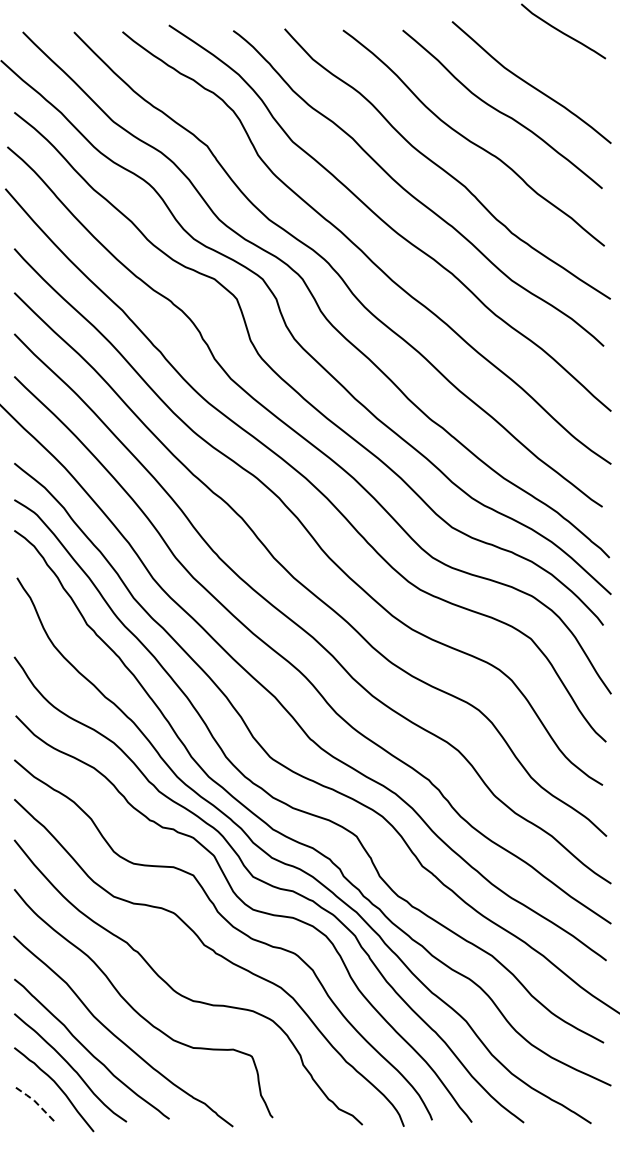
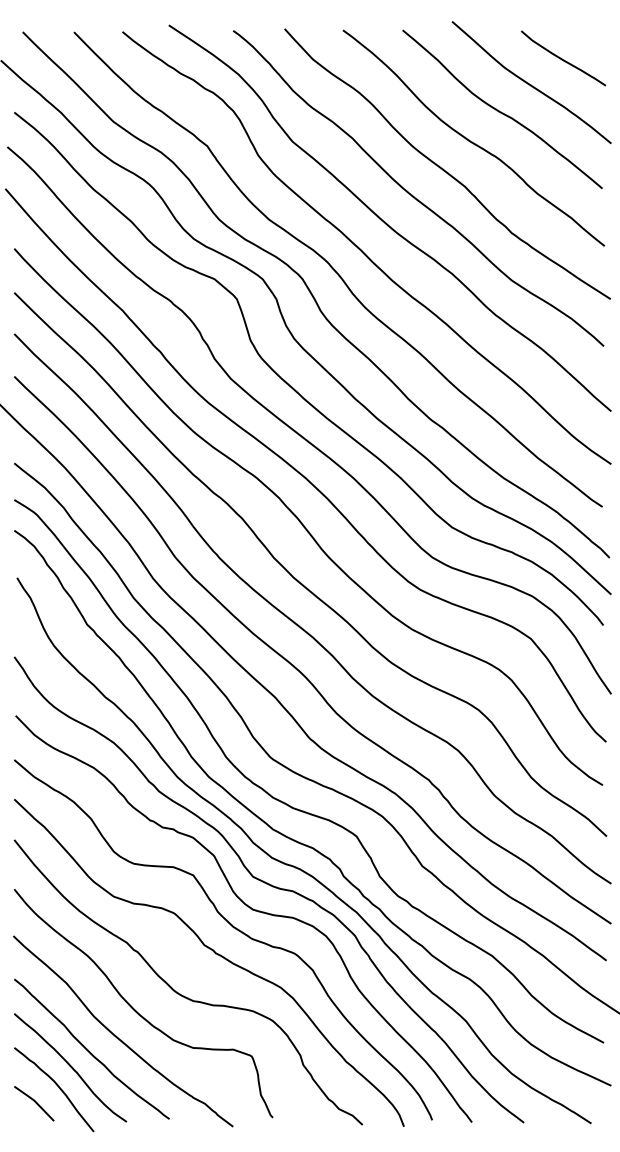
curve position: (562, 31) -> (562, 58) (562, 58)
line: dashed -> solid (34, 1100)
